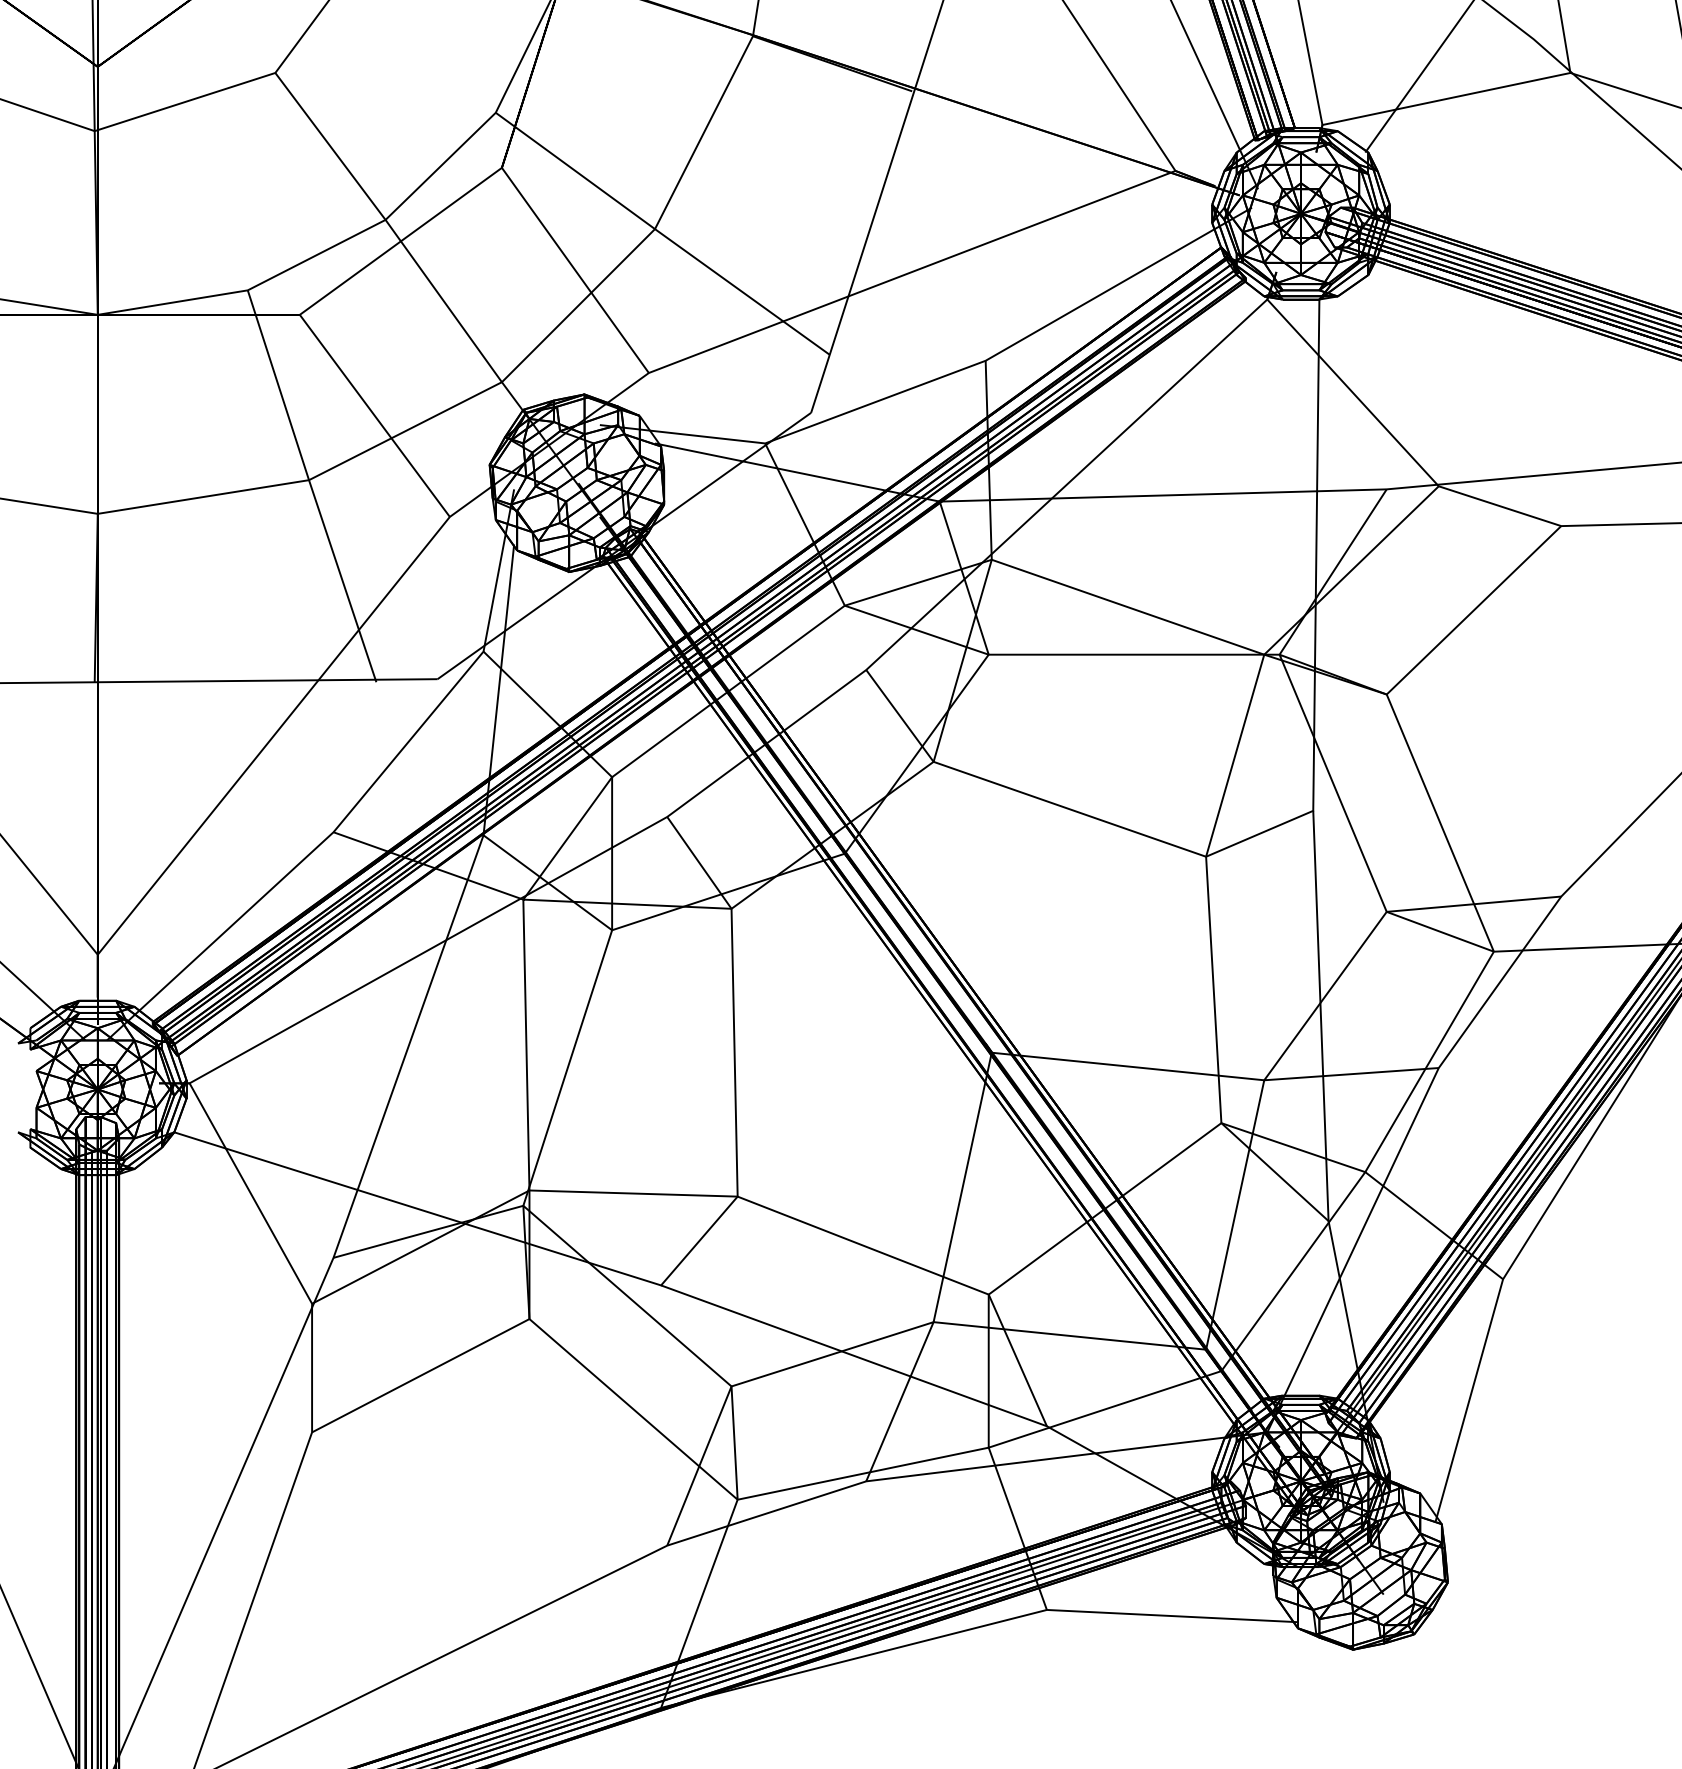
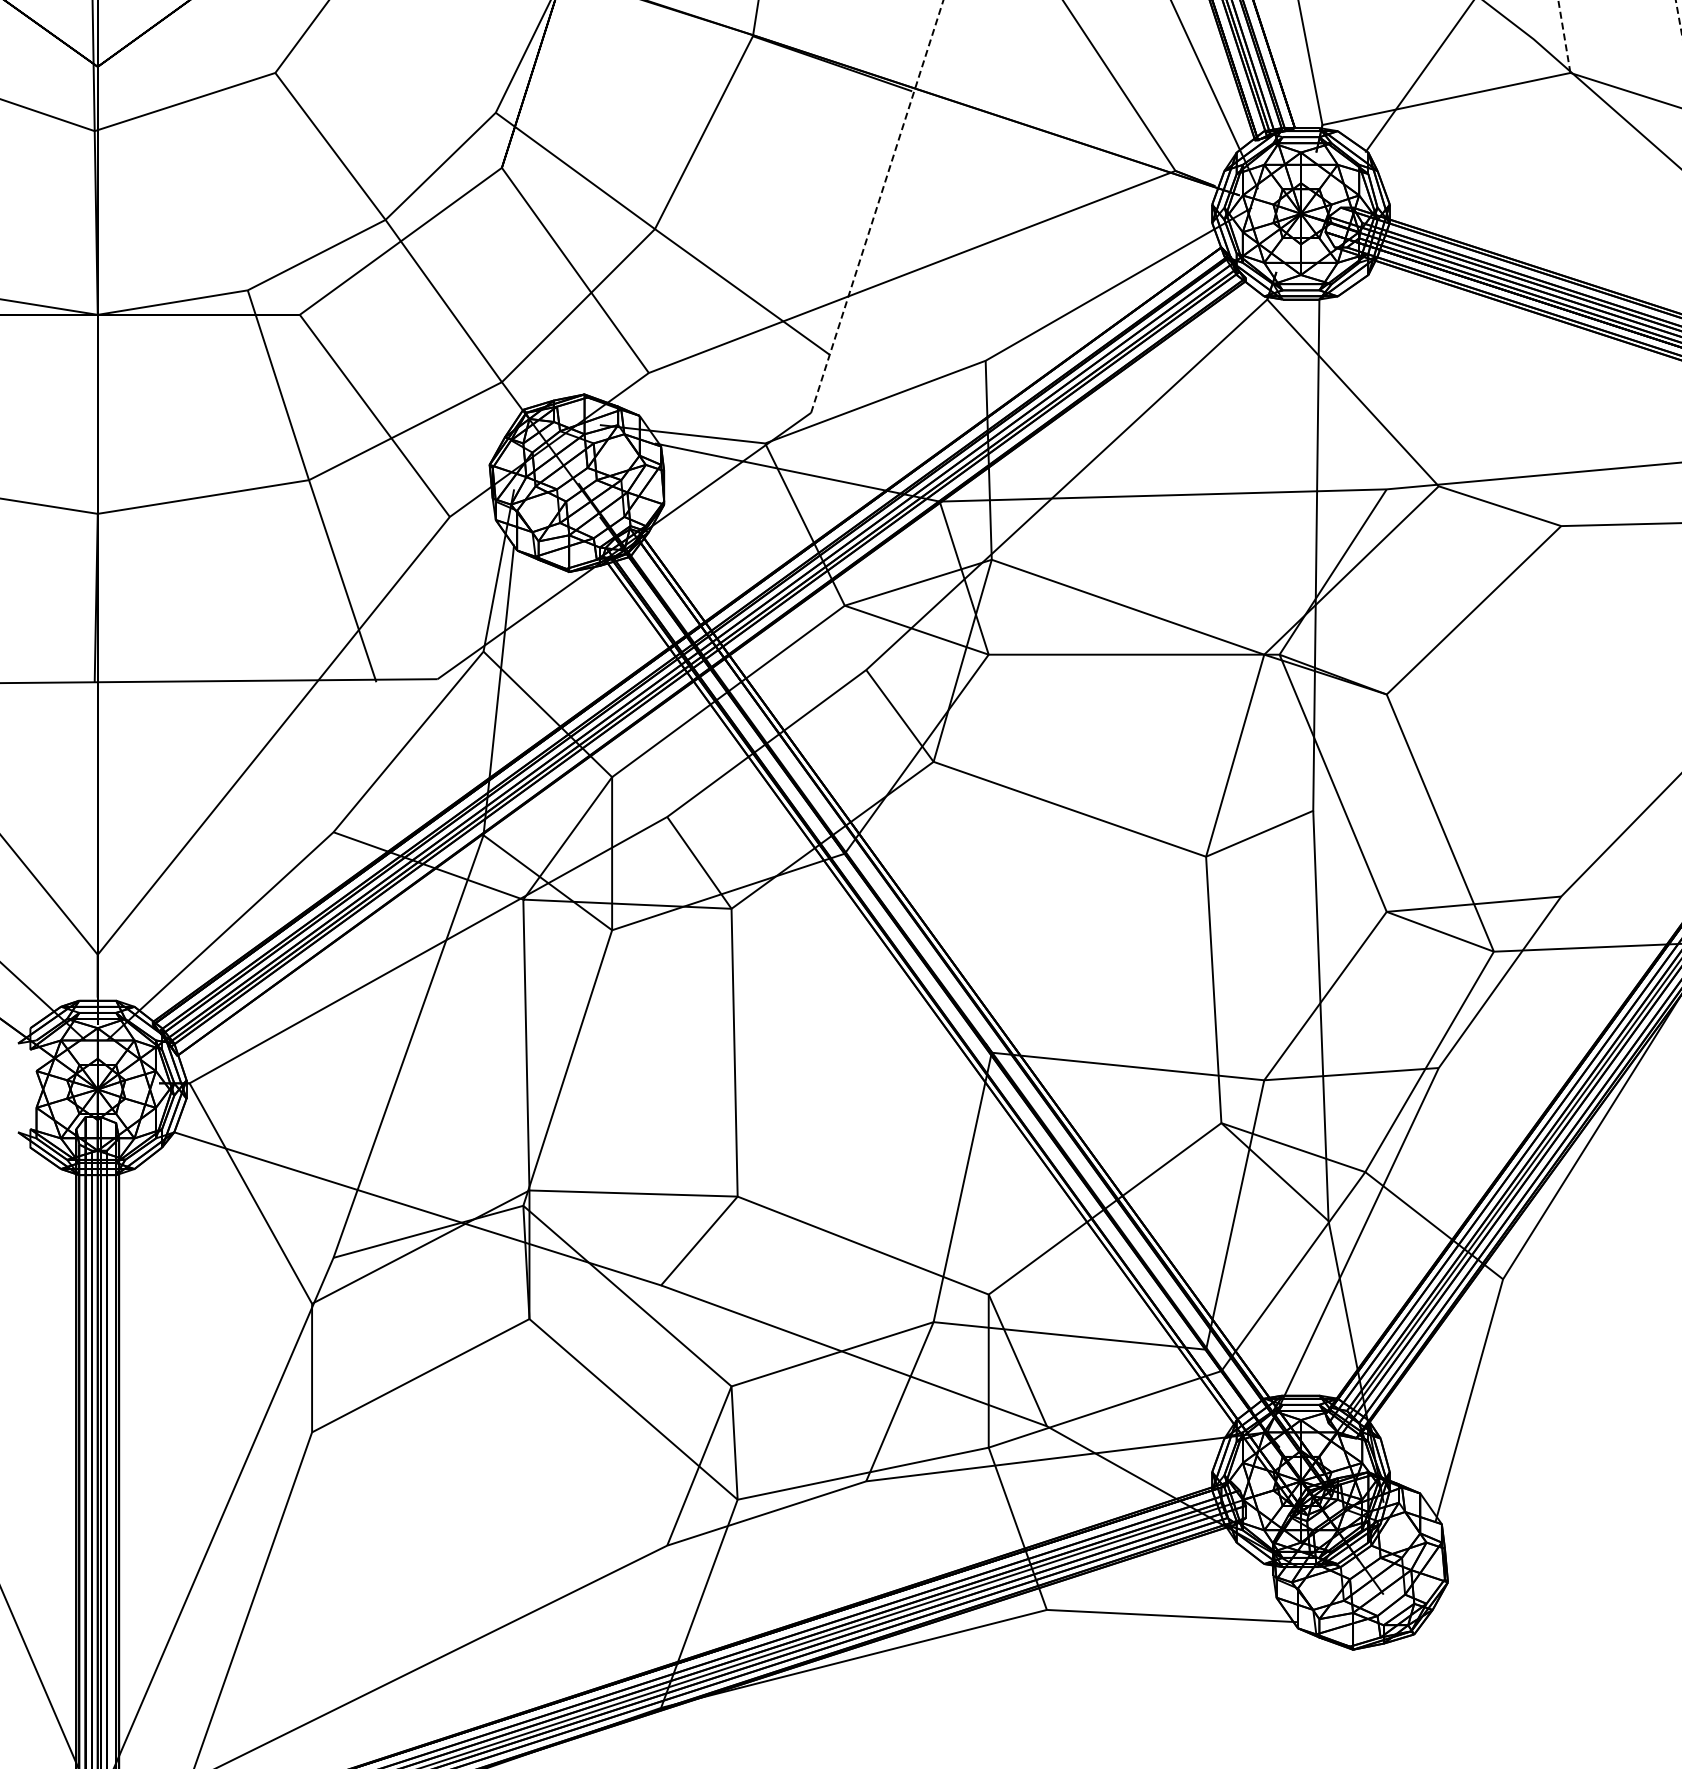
line: solid -> dashed (1561, 18)
line: solid -> dashed (877, 206)
